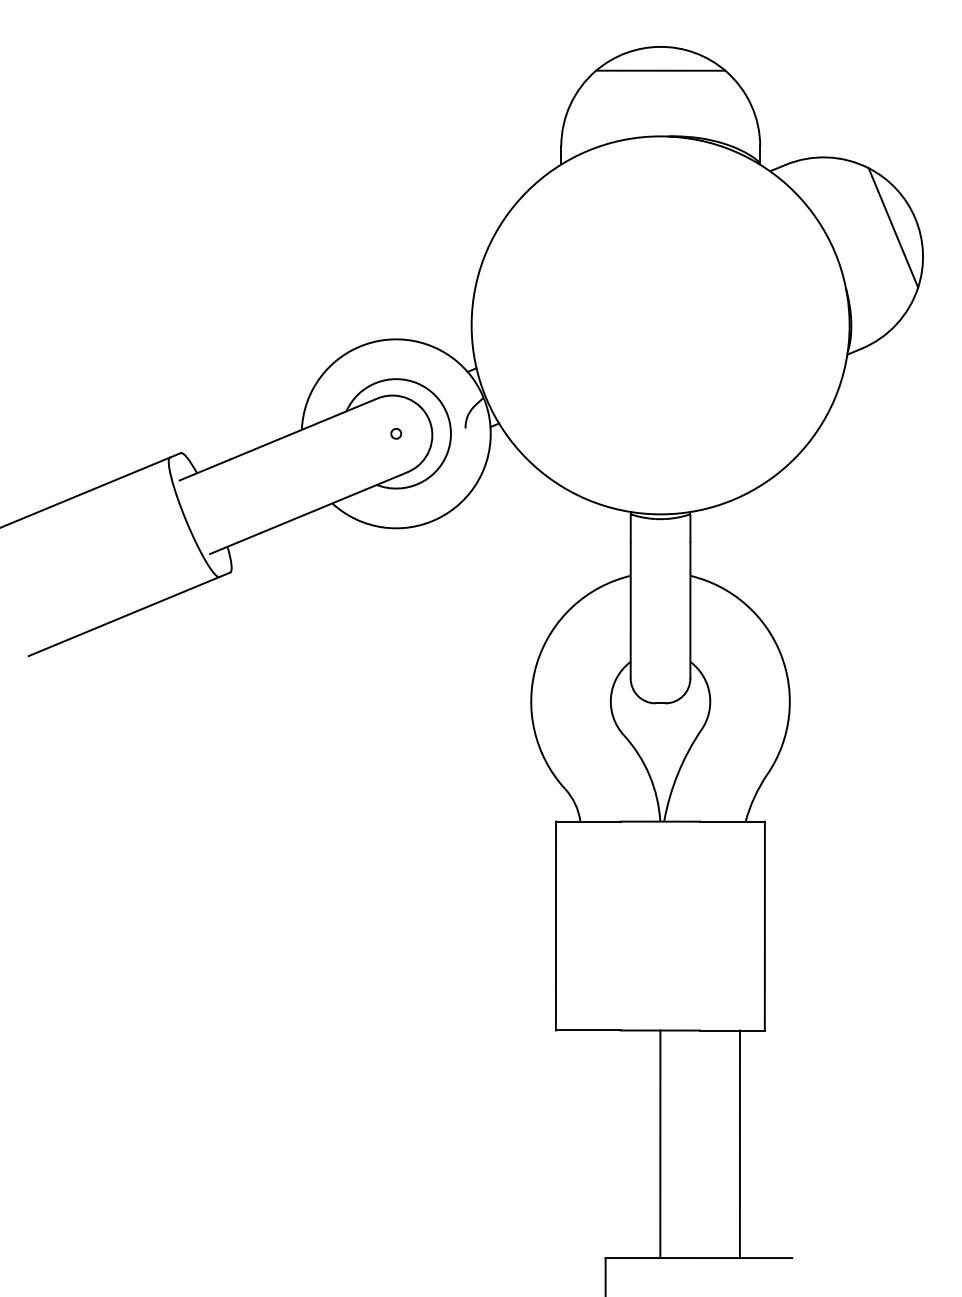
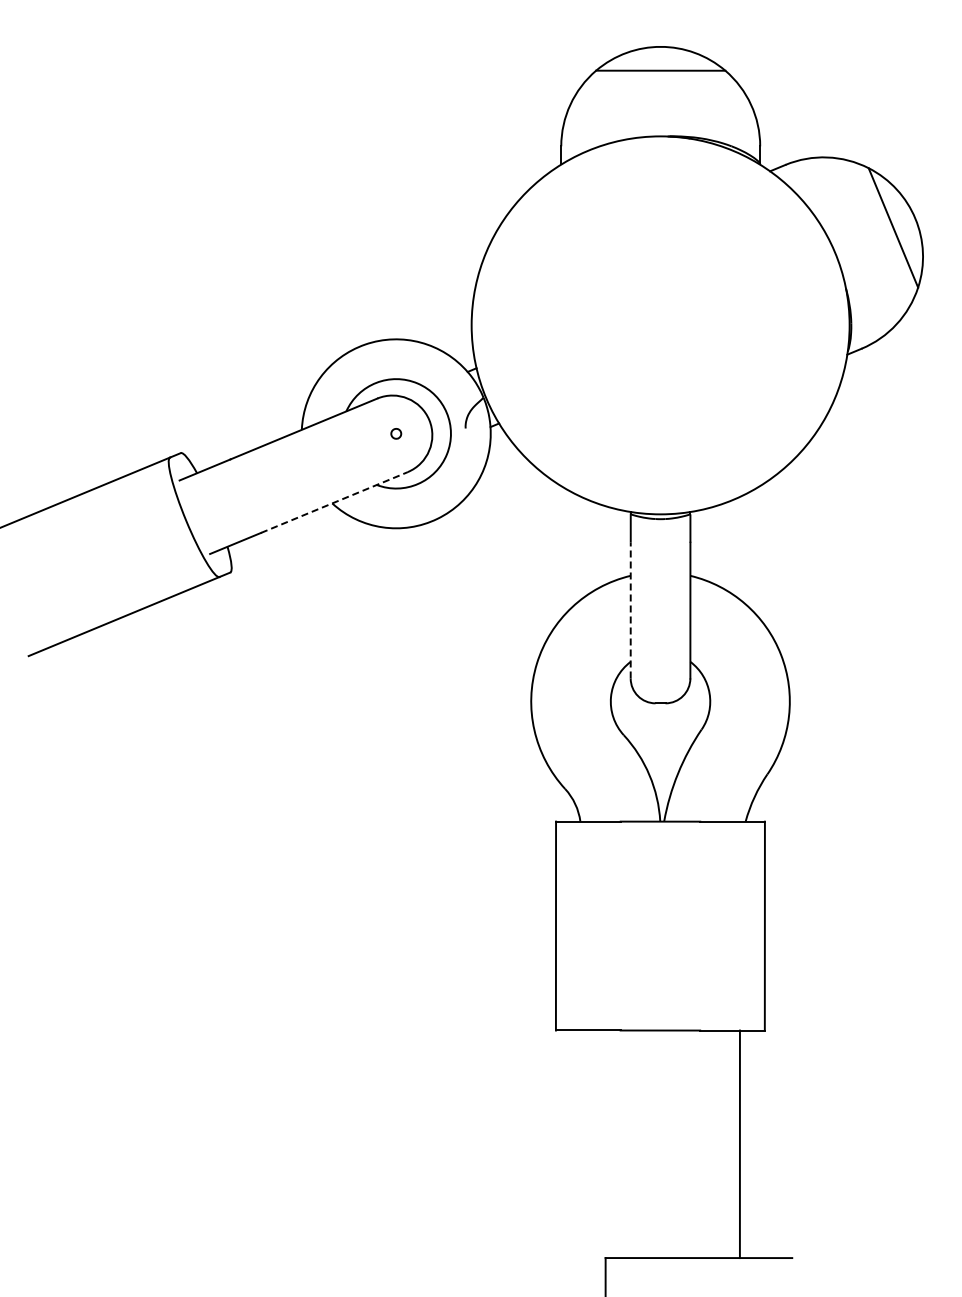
line: solid -> dashed (334, 502)
line: solid -> dashed (630, 610)
line: present -> none (660, 1144)
